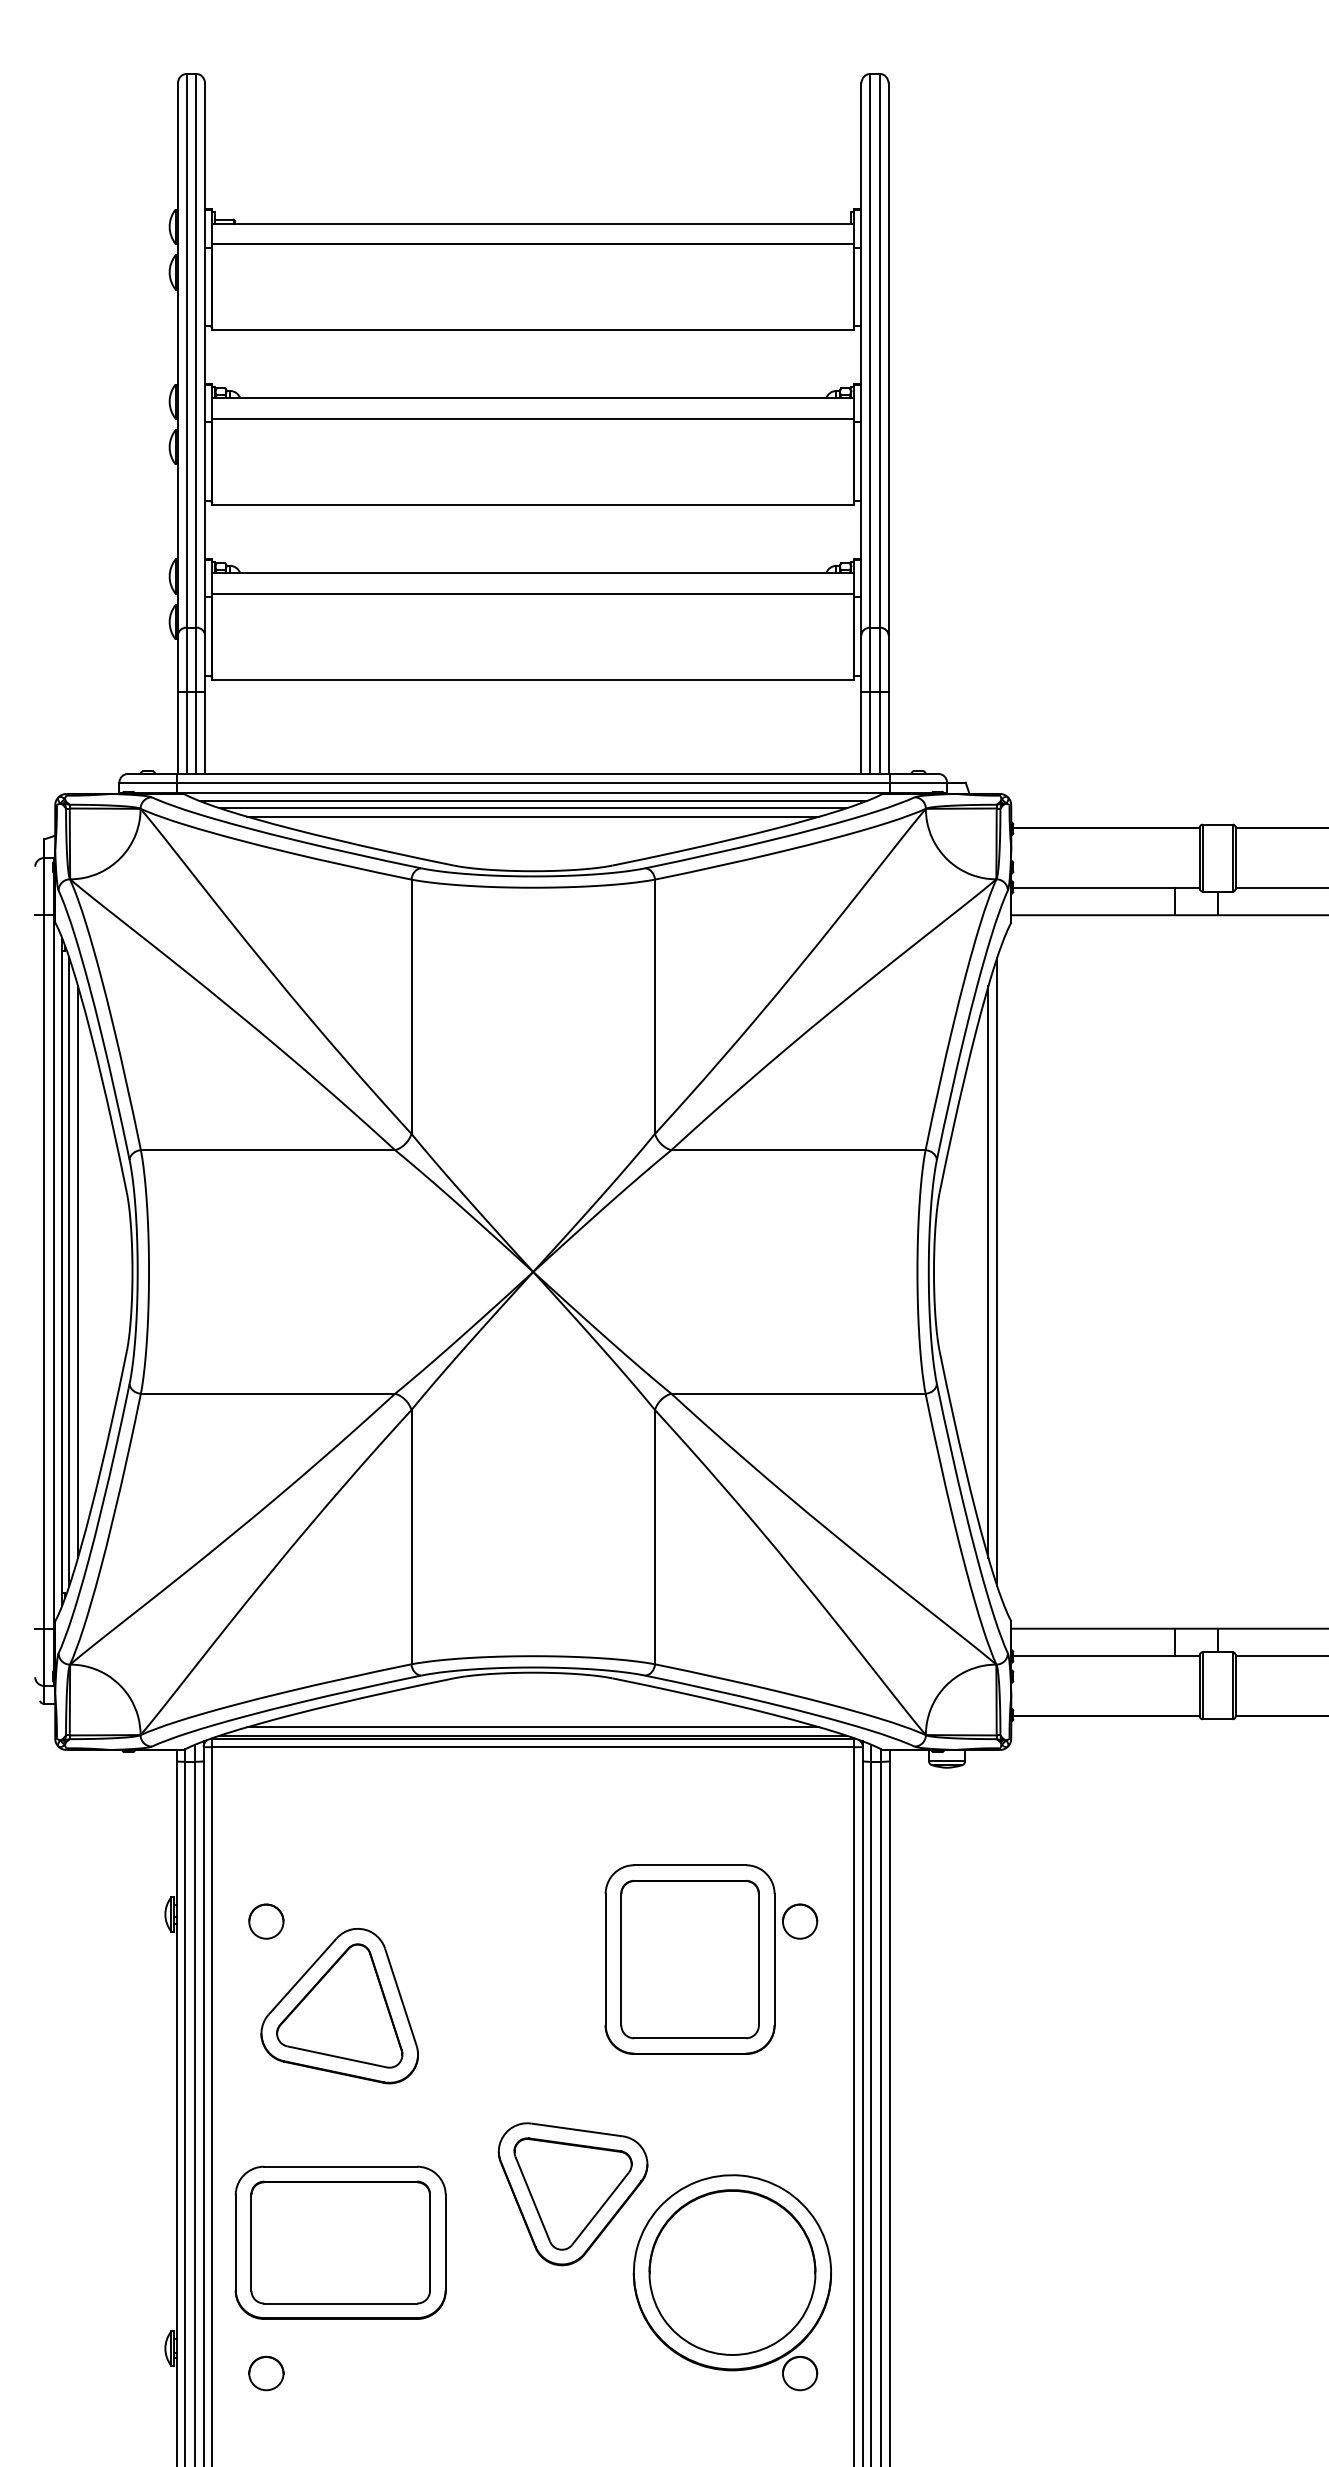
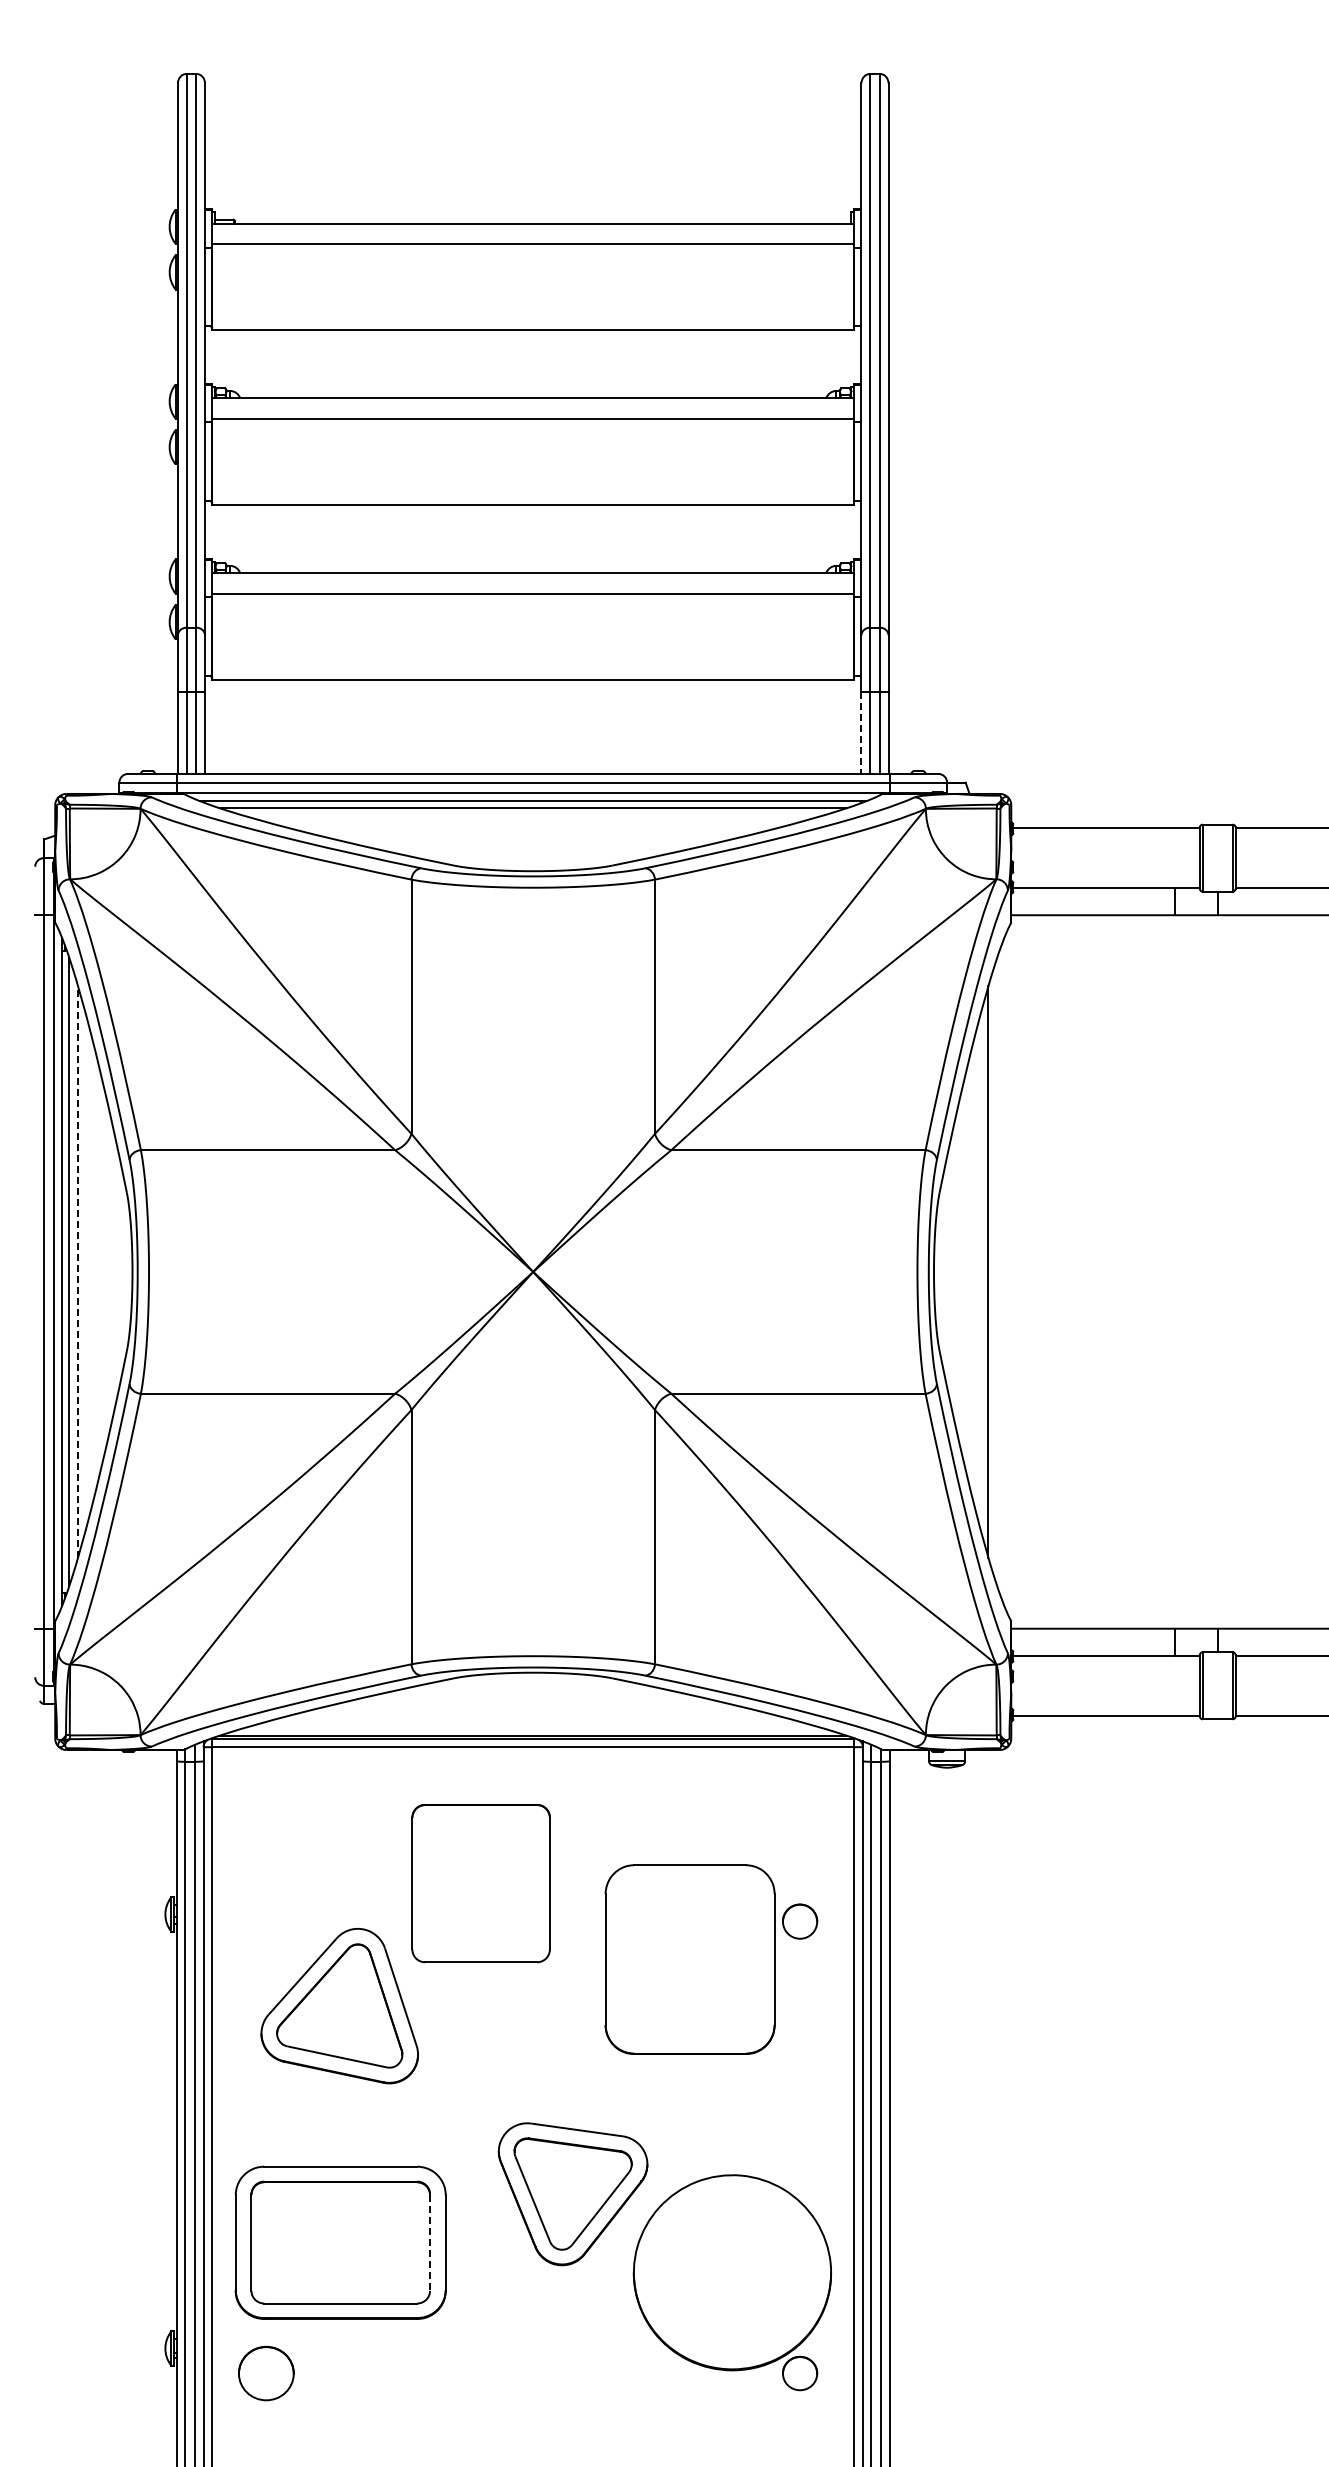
line: solid -> dashed (861, 733)
line: present -> none (533, 816)
line: solid -> dashed (78, 1271)
line: present -> none (997, 1271)
line: present -> none (533, 1727)
part: present -> none (266, 1921)
part position: (689, 1959) -> (480, 1883) (480, 1883)
line: solid -> dashed (430, 2242)
part: present -> none (732, 2272)
part size: 37x37 px -> 57x57 px (266, 2373)
